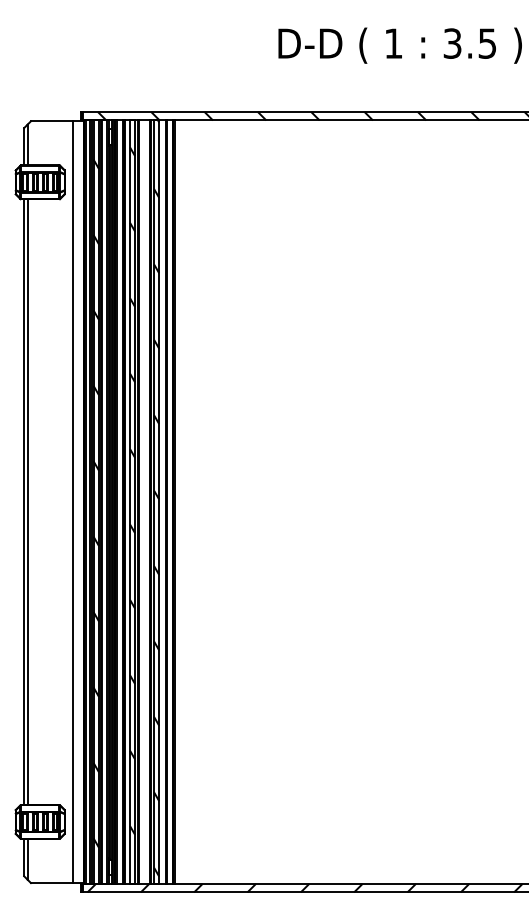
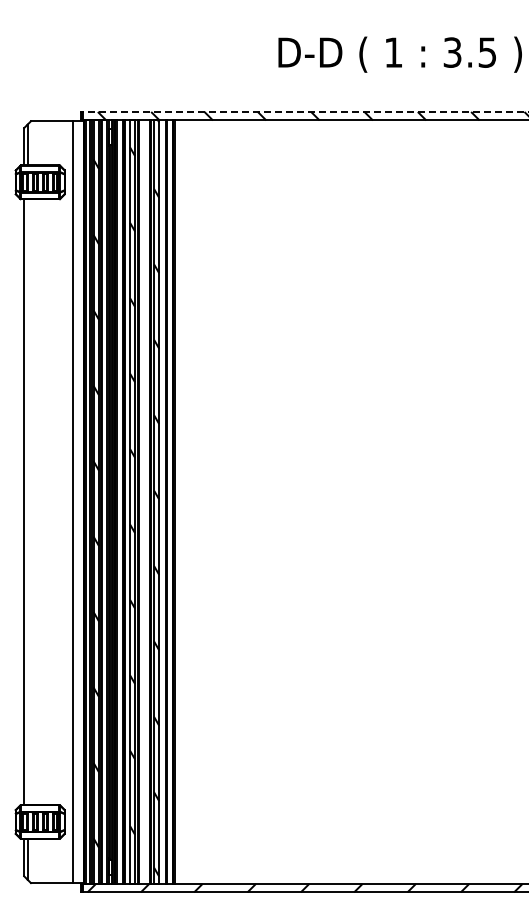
text position: (399, 45) -> (399, 54) (399, 54)
line: solid -> dashed (306, 111)
line: present -> none (27, 502)
